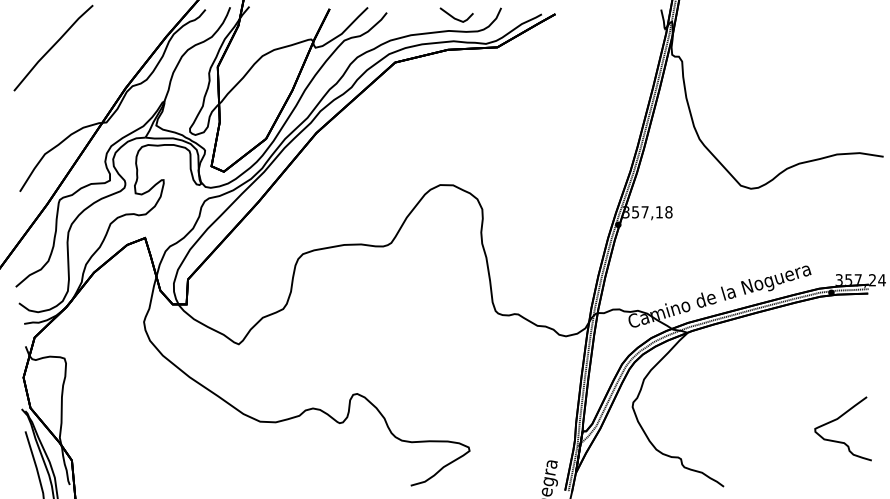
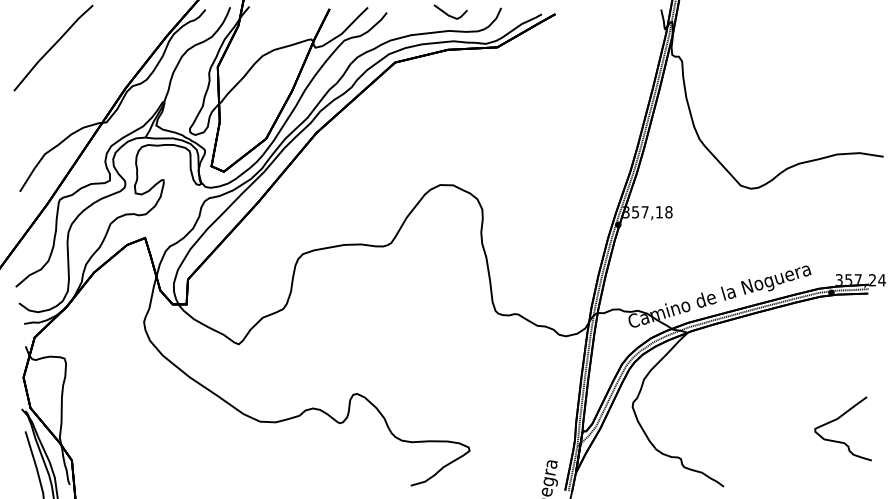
line position: (455, 17) -> (449, 14) (449, 14)
